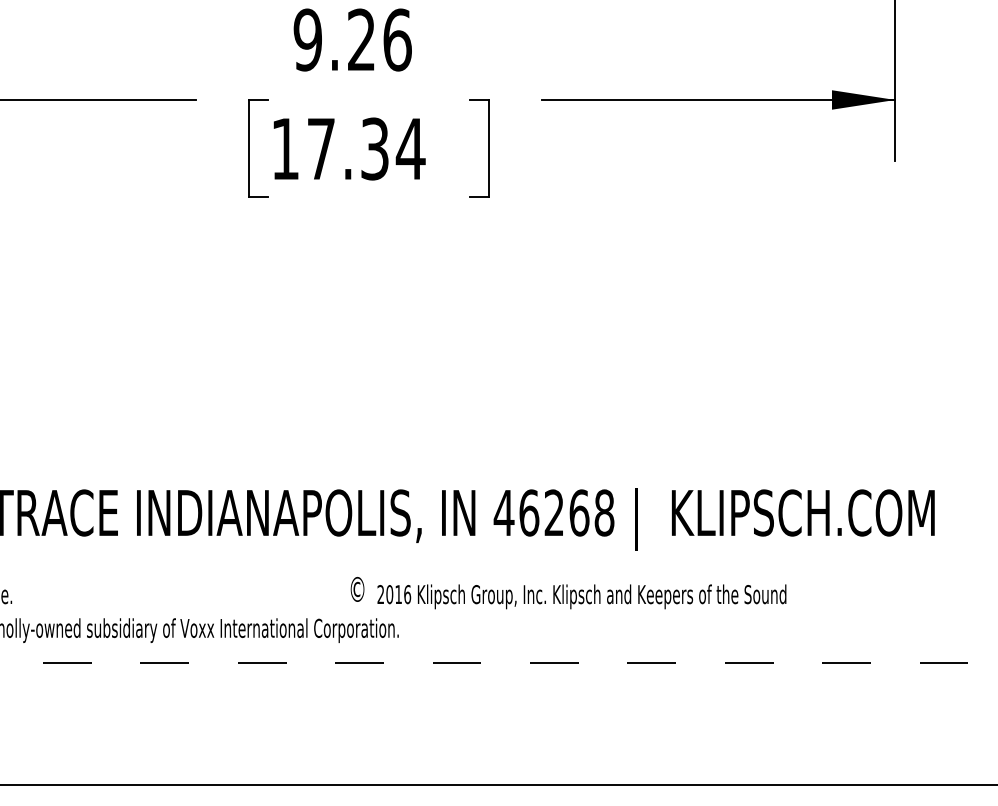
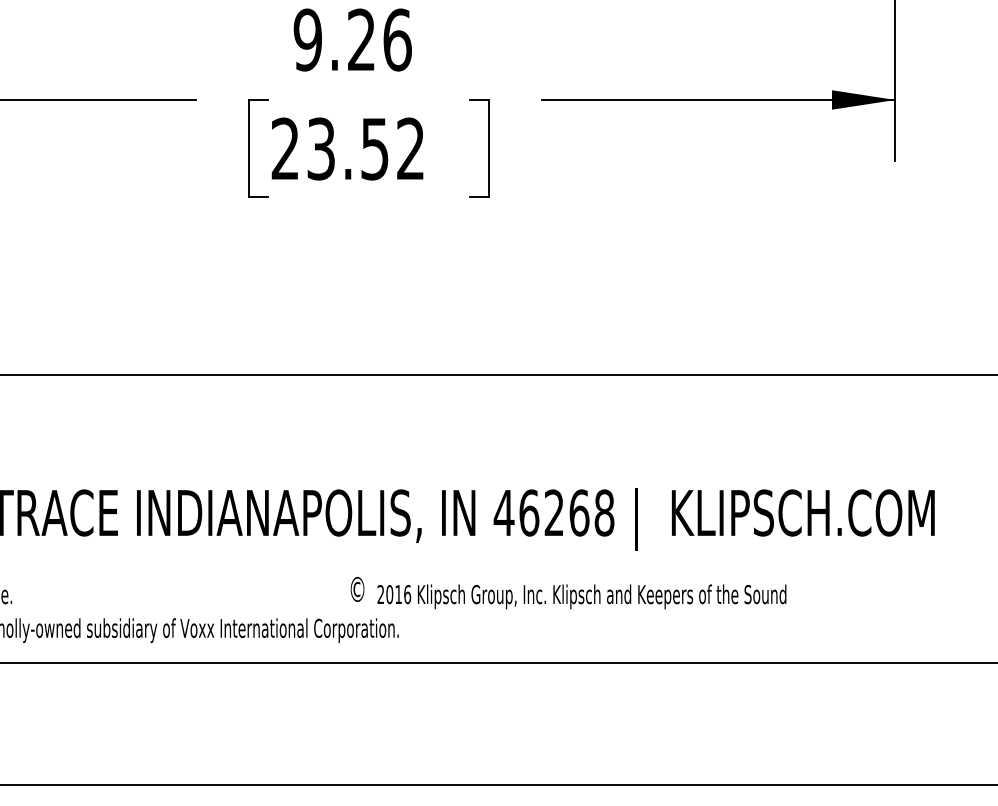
text: 17.34 -> 23.52 (348, 148)
line: none -> present (498, 375)
line: dashed -> solid (498, 662)
